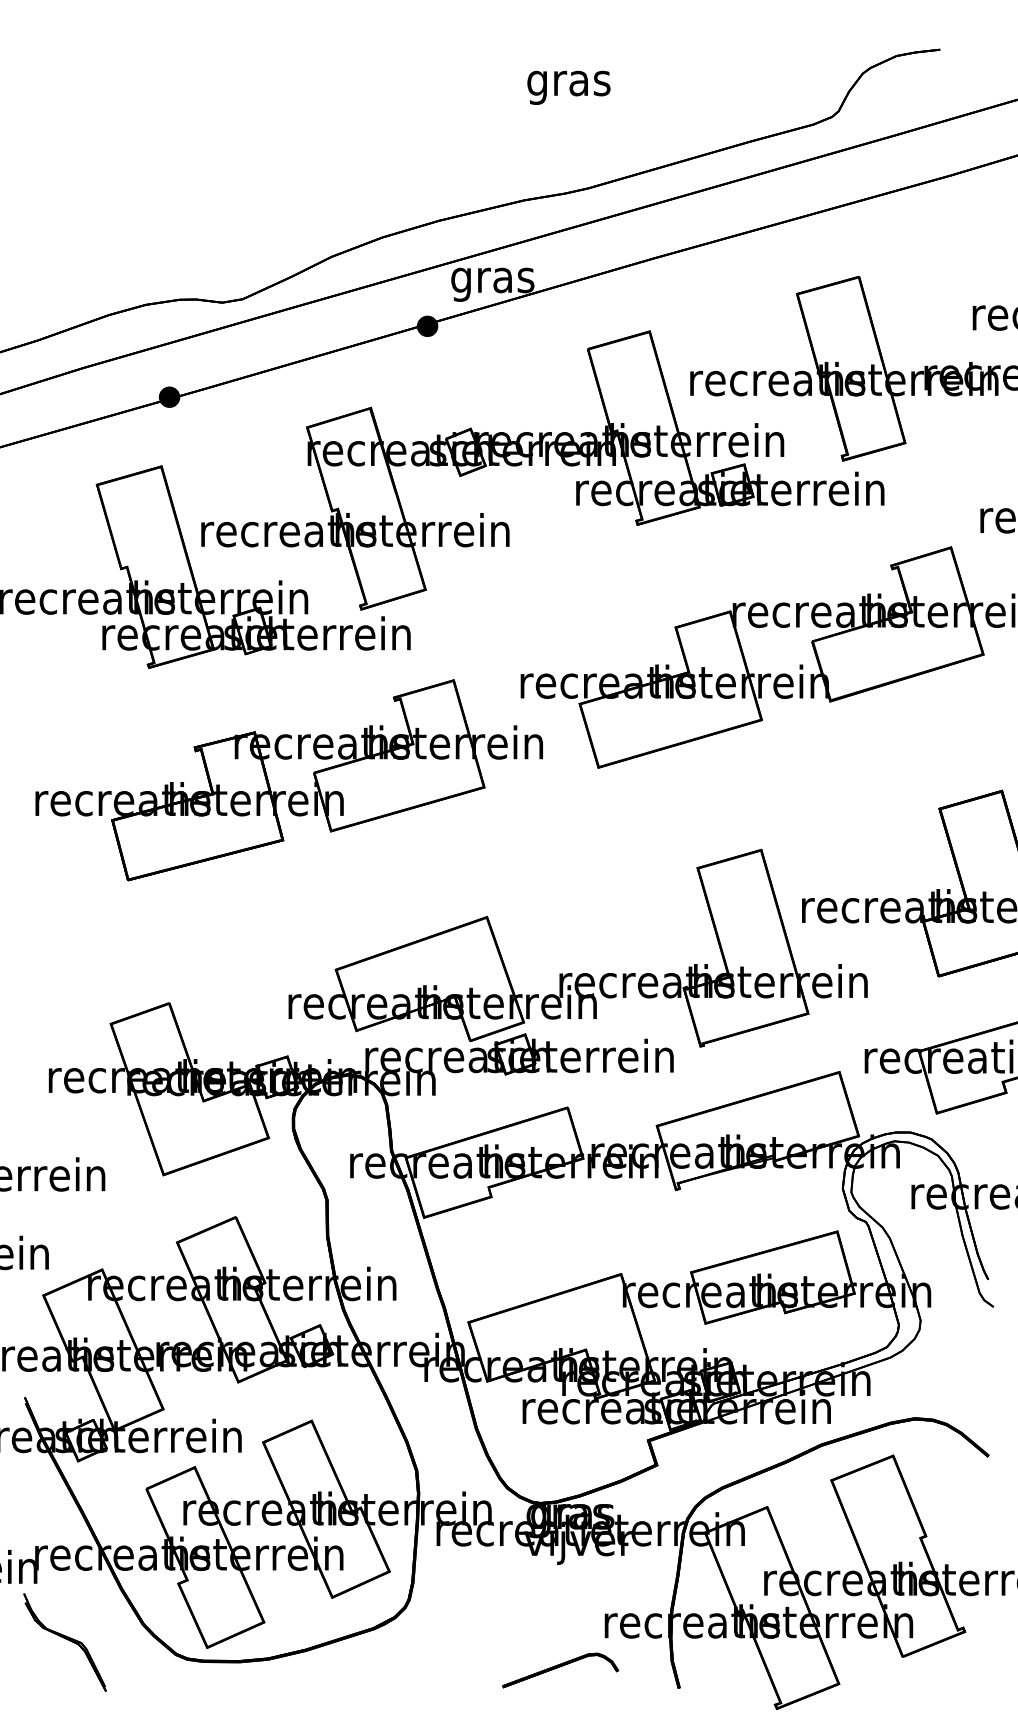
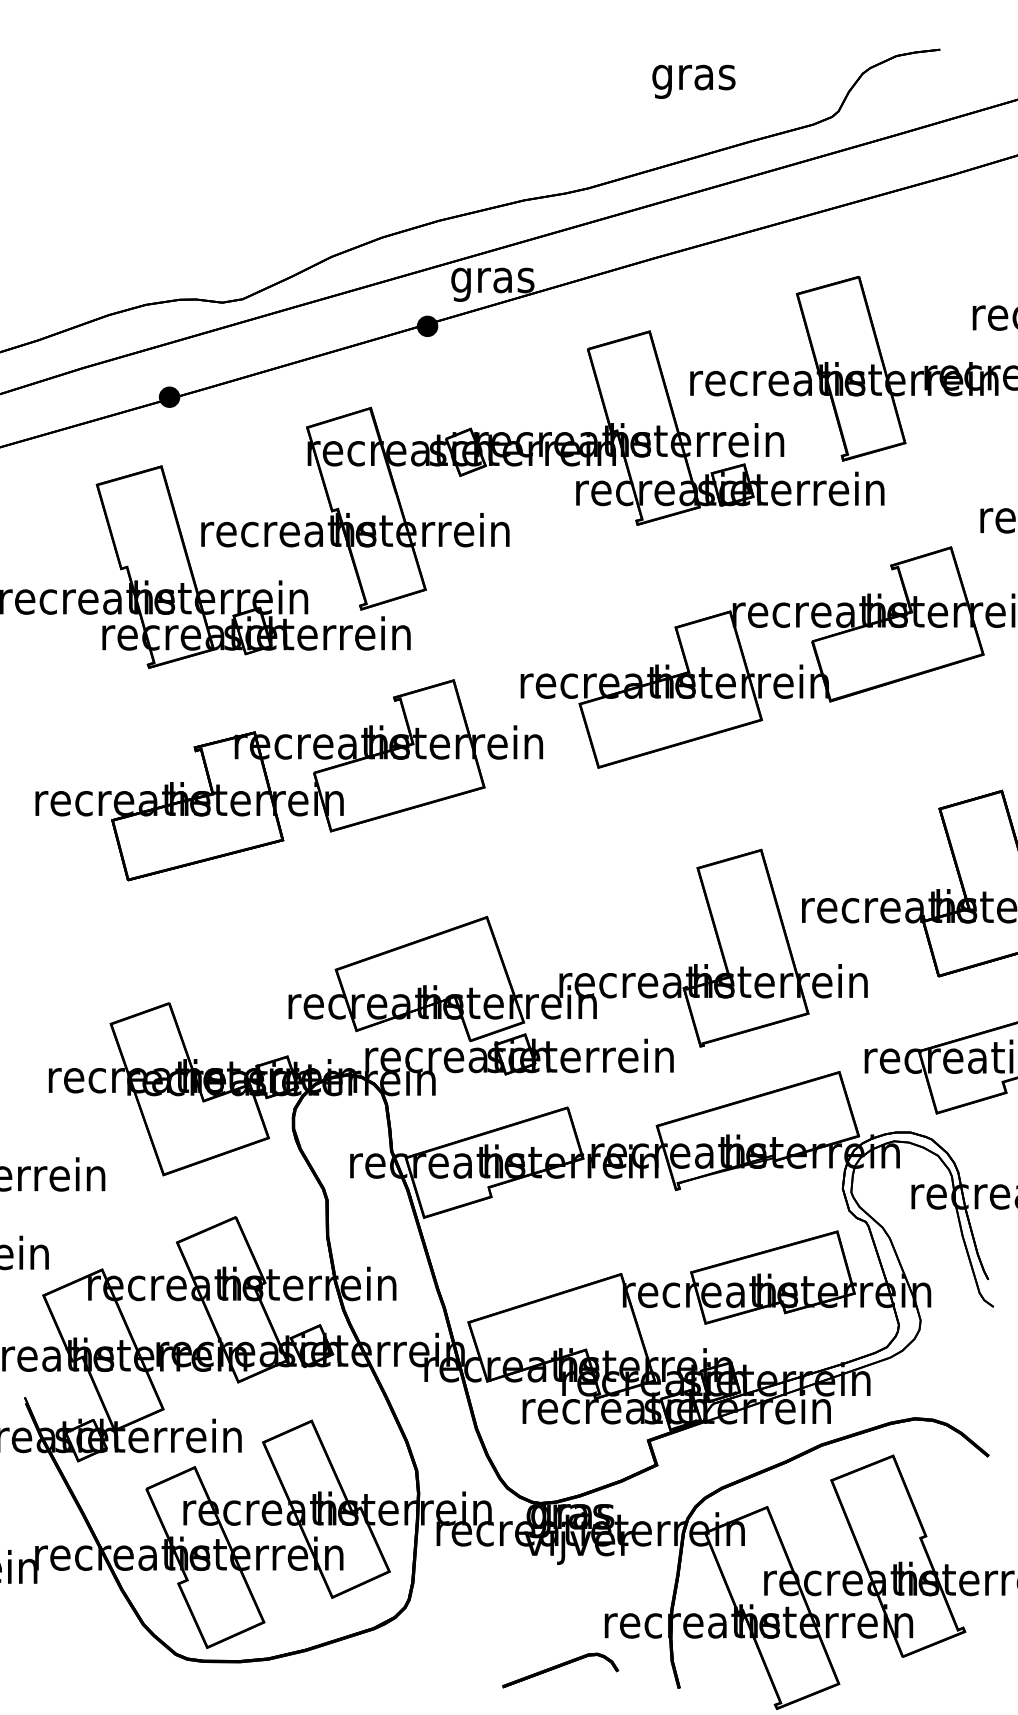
text position: (568, 87) -> (693, 81) (693, 81)
part: present -> none (64, 1642)
